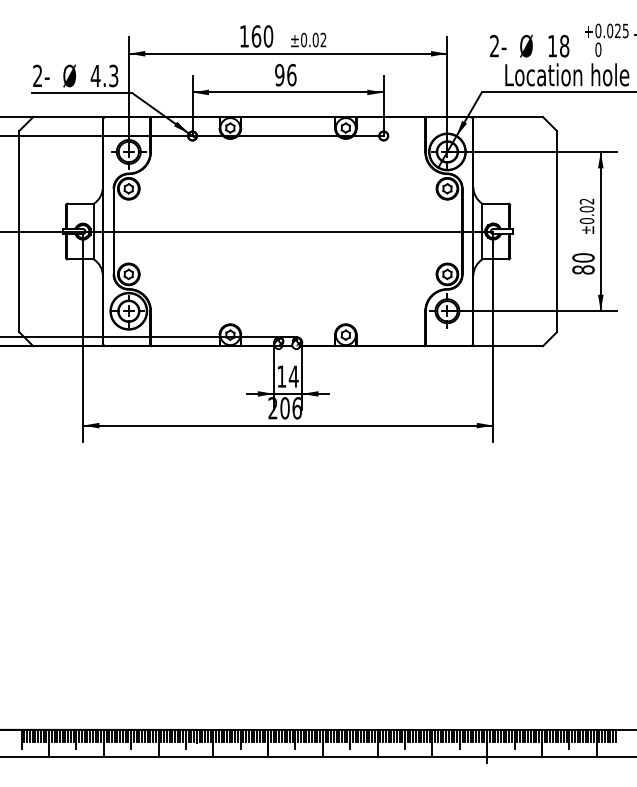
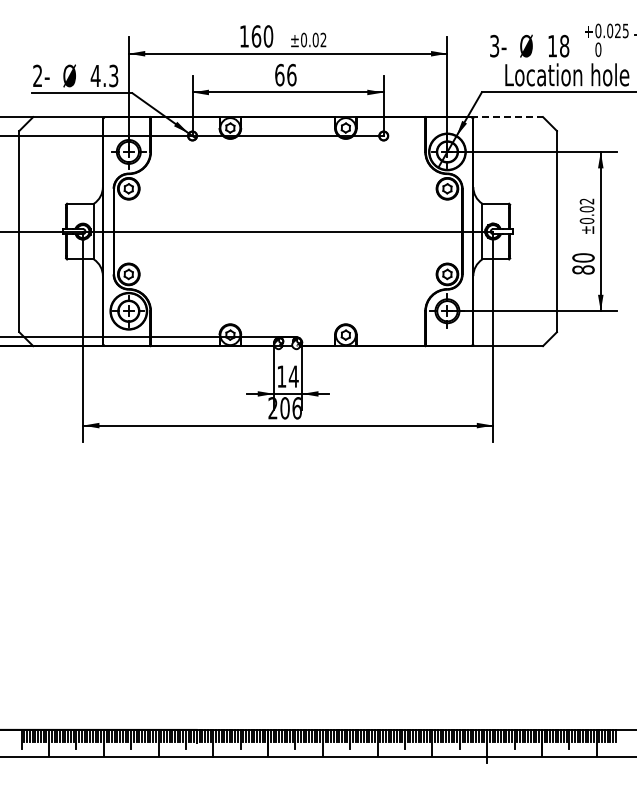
text: 2- -> 3- (494, 46)
text: 96 -> 66 (279, 74)
line: solid -> dashed (507, 117)
